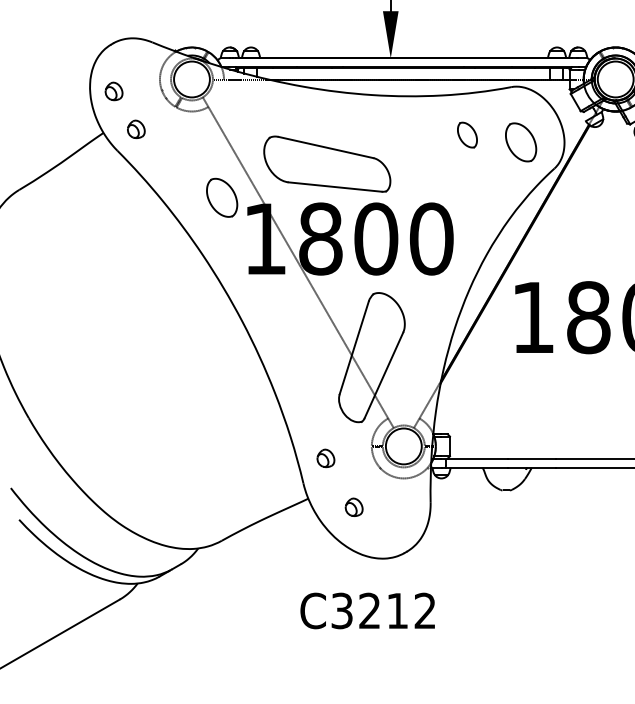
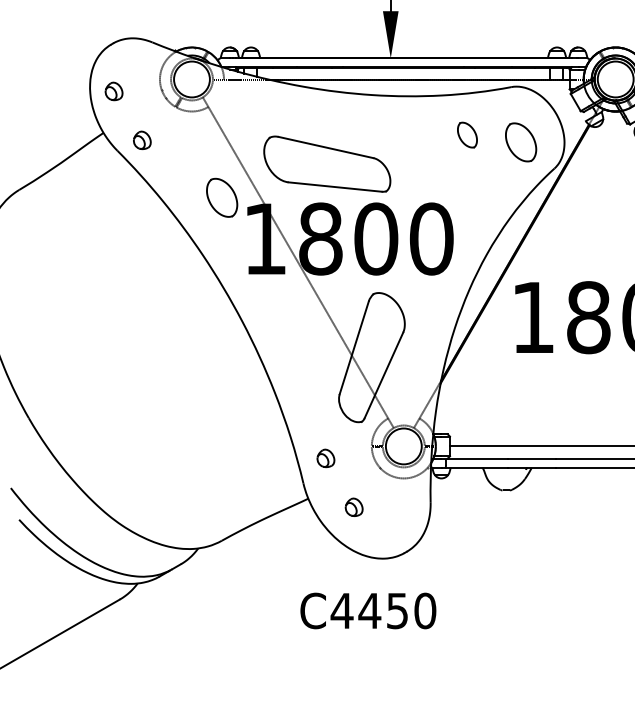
part position: (136, 128) -> (142, 139) (142, 139)
line: none -> present (540, 445)
text: C3212 -> C4450 (383, 610)
